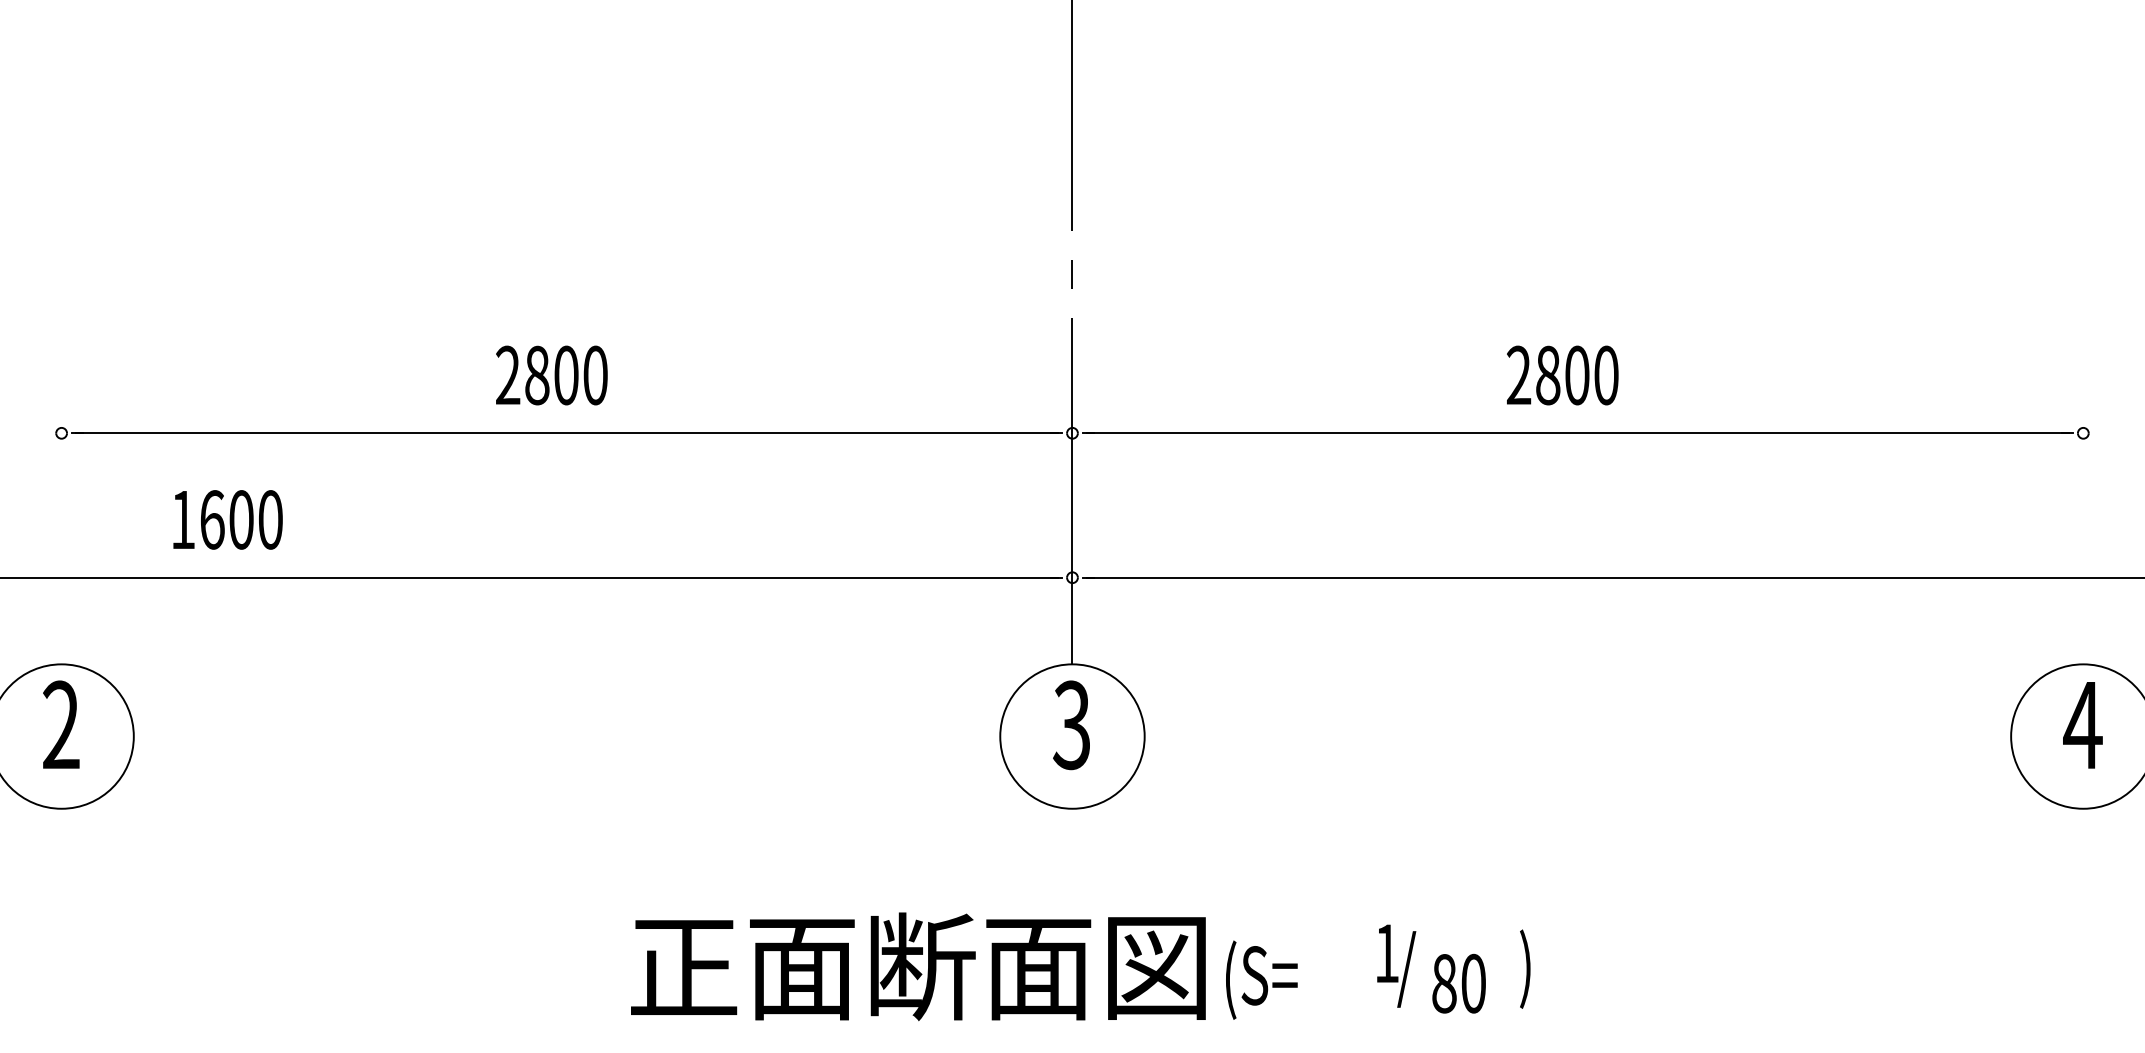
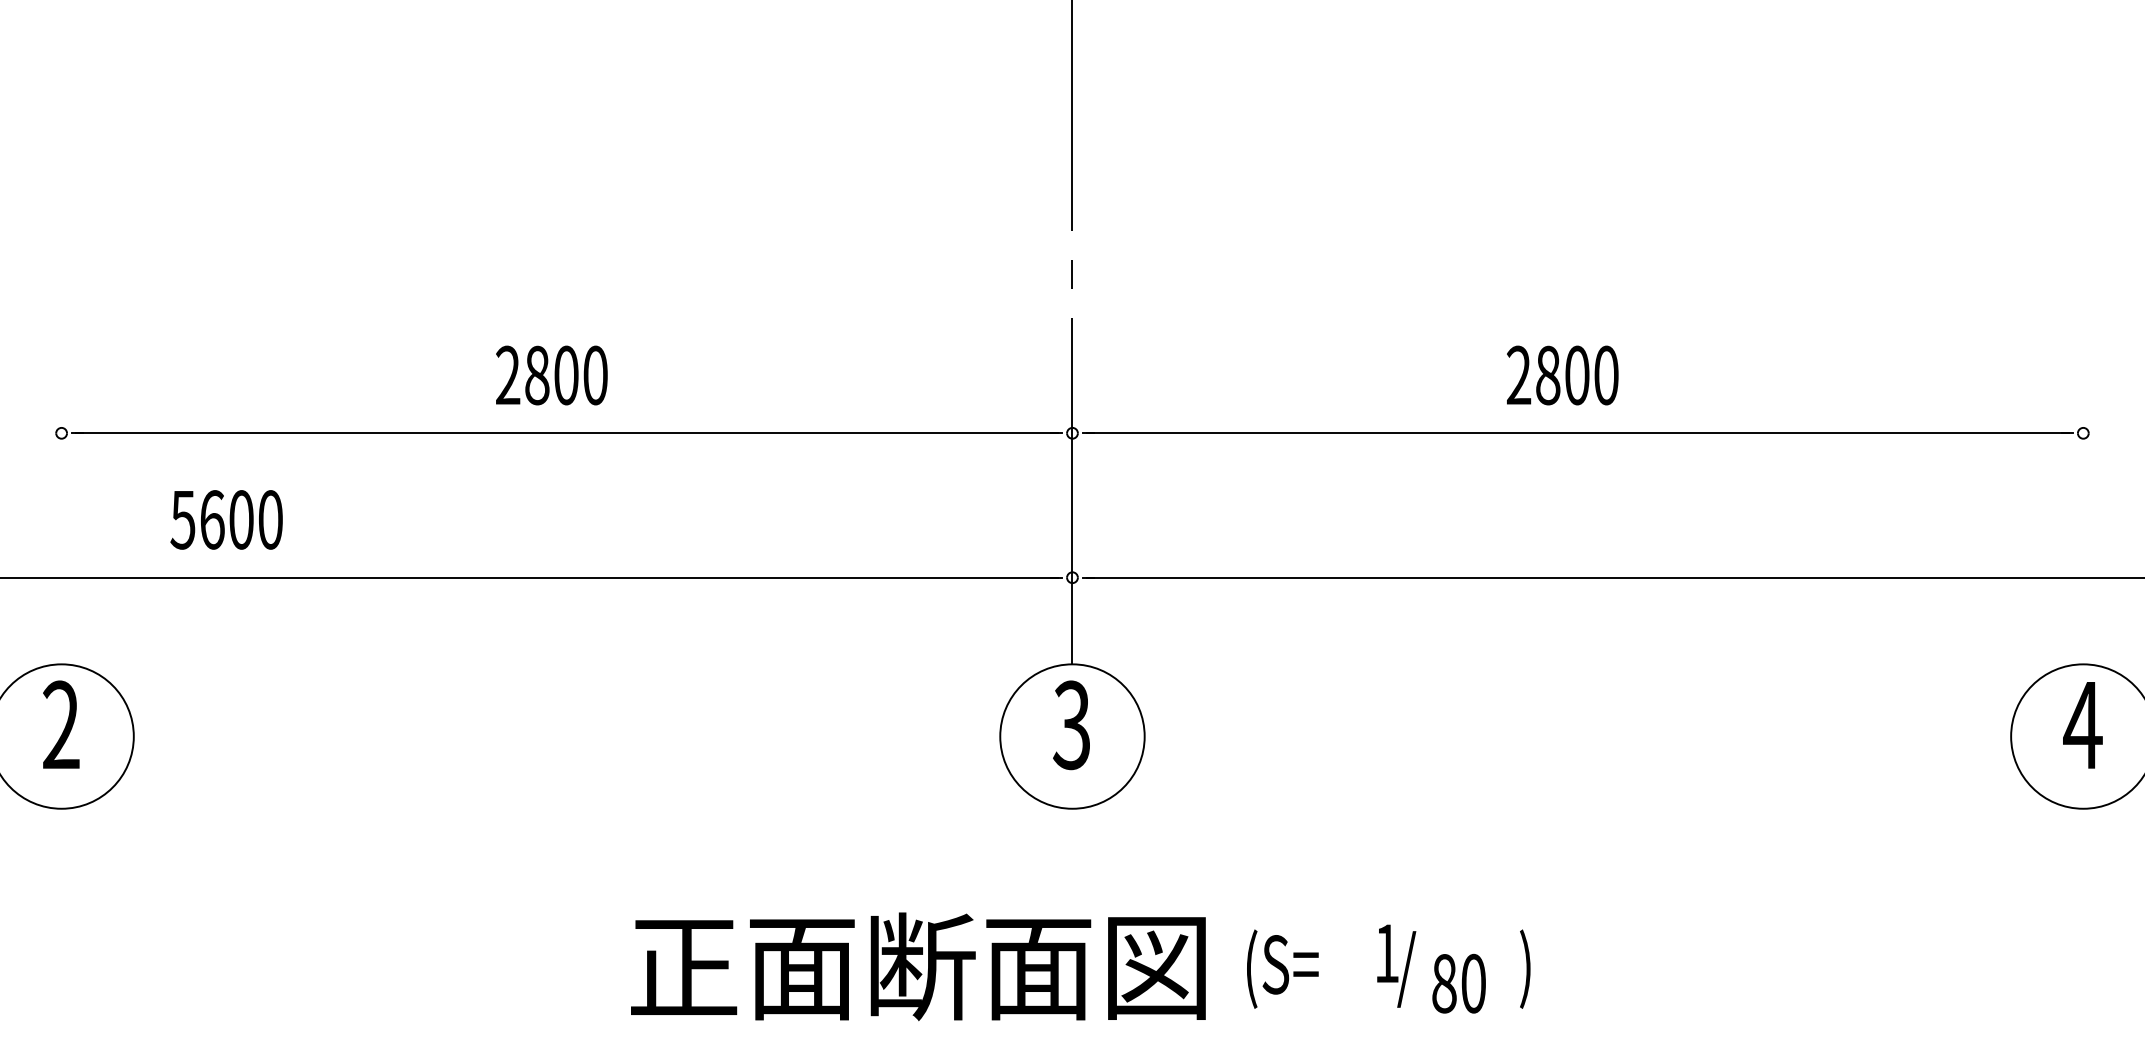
text: 1600 -> 5600 (182, 520)
text position: (1261, 979) -> (1282, 968) (1282, 968)
